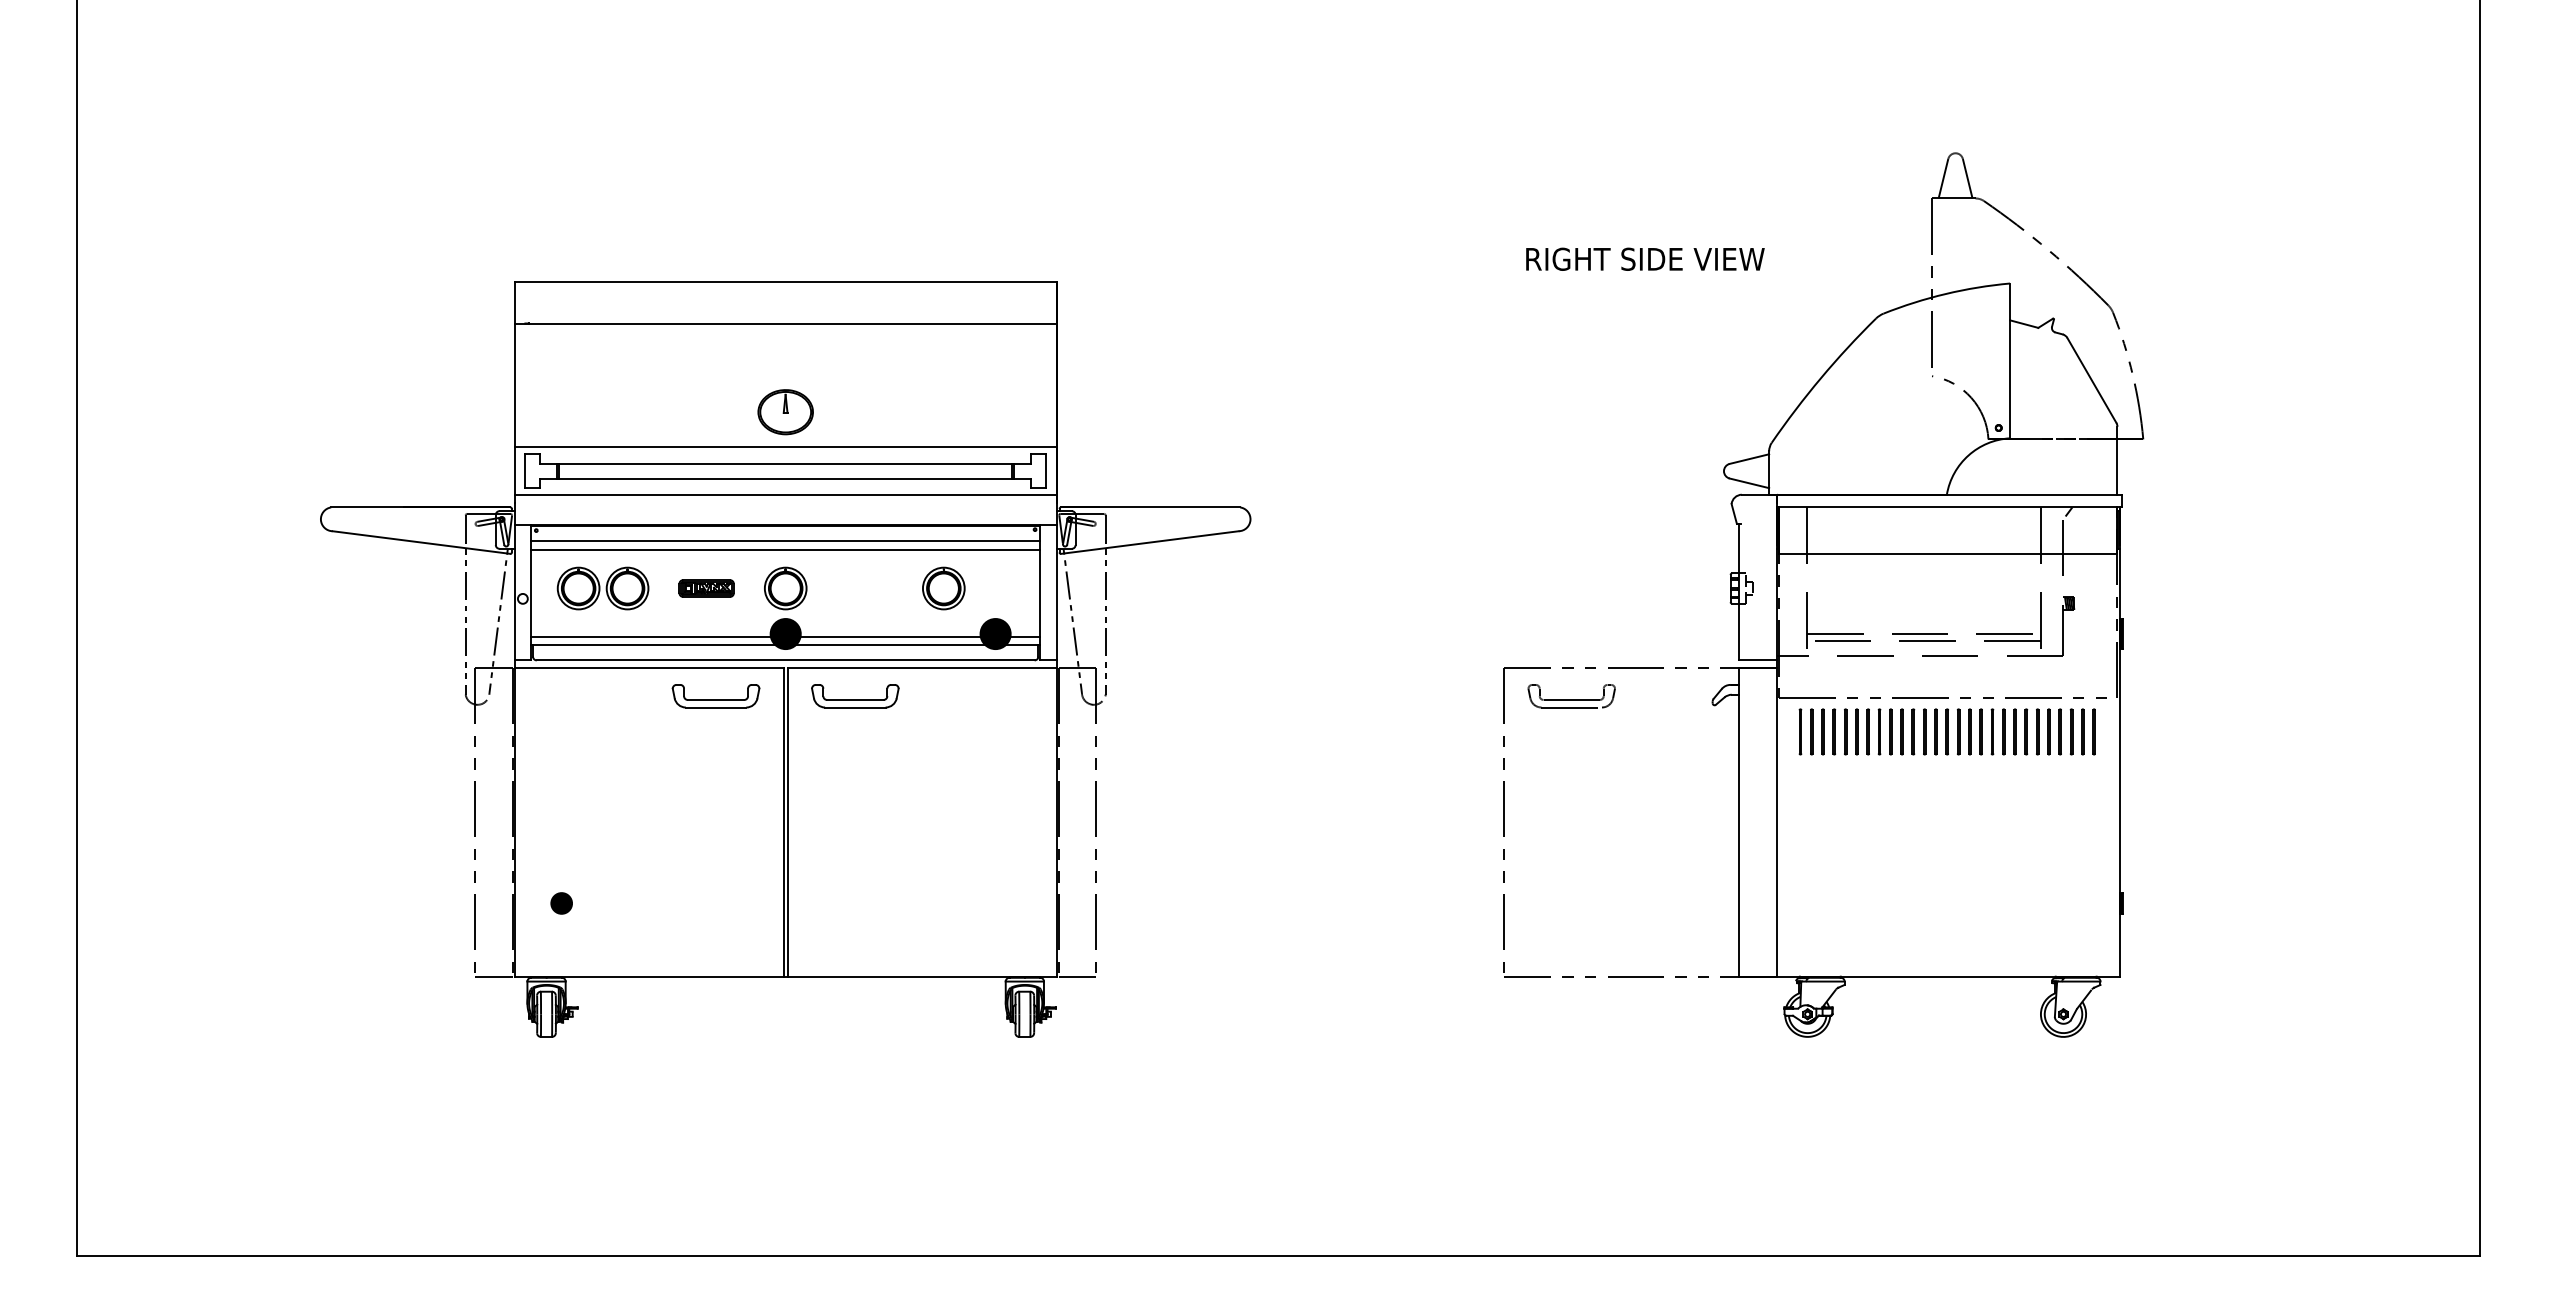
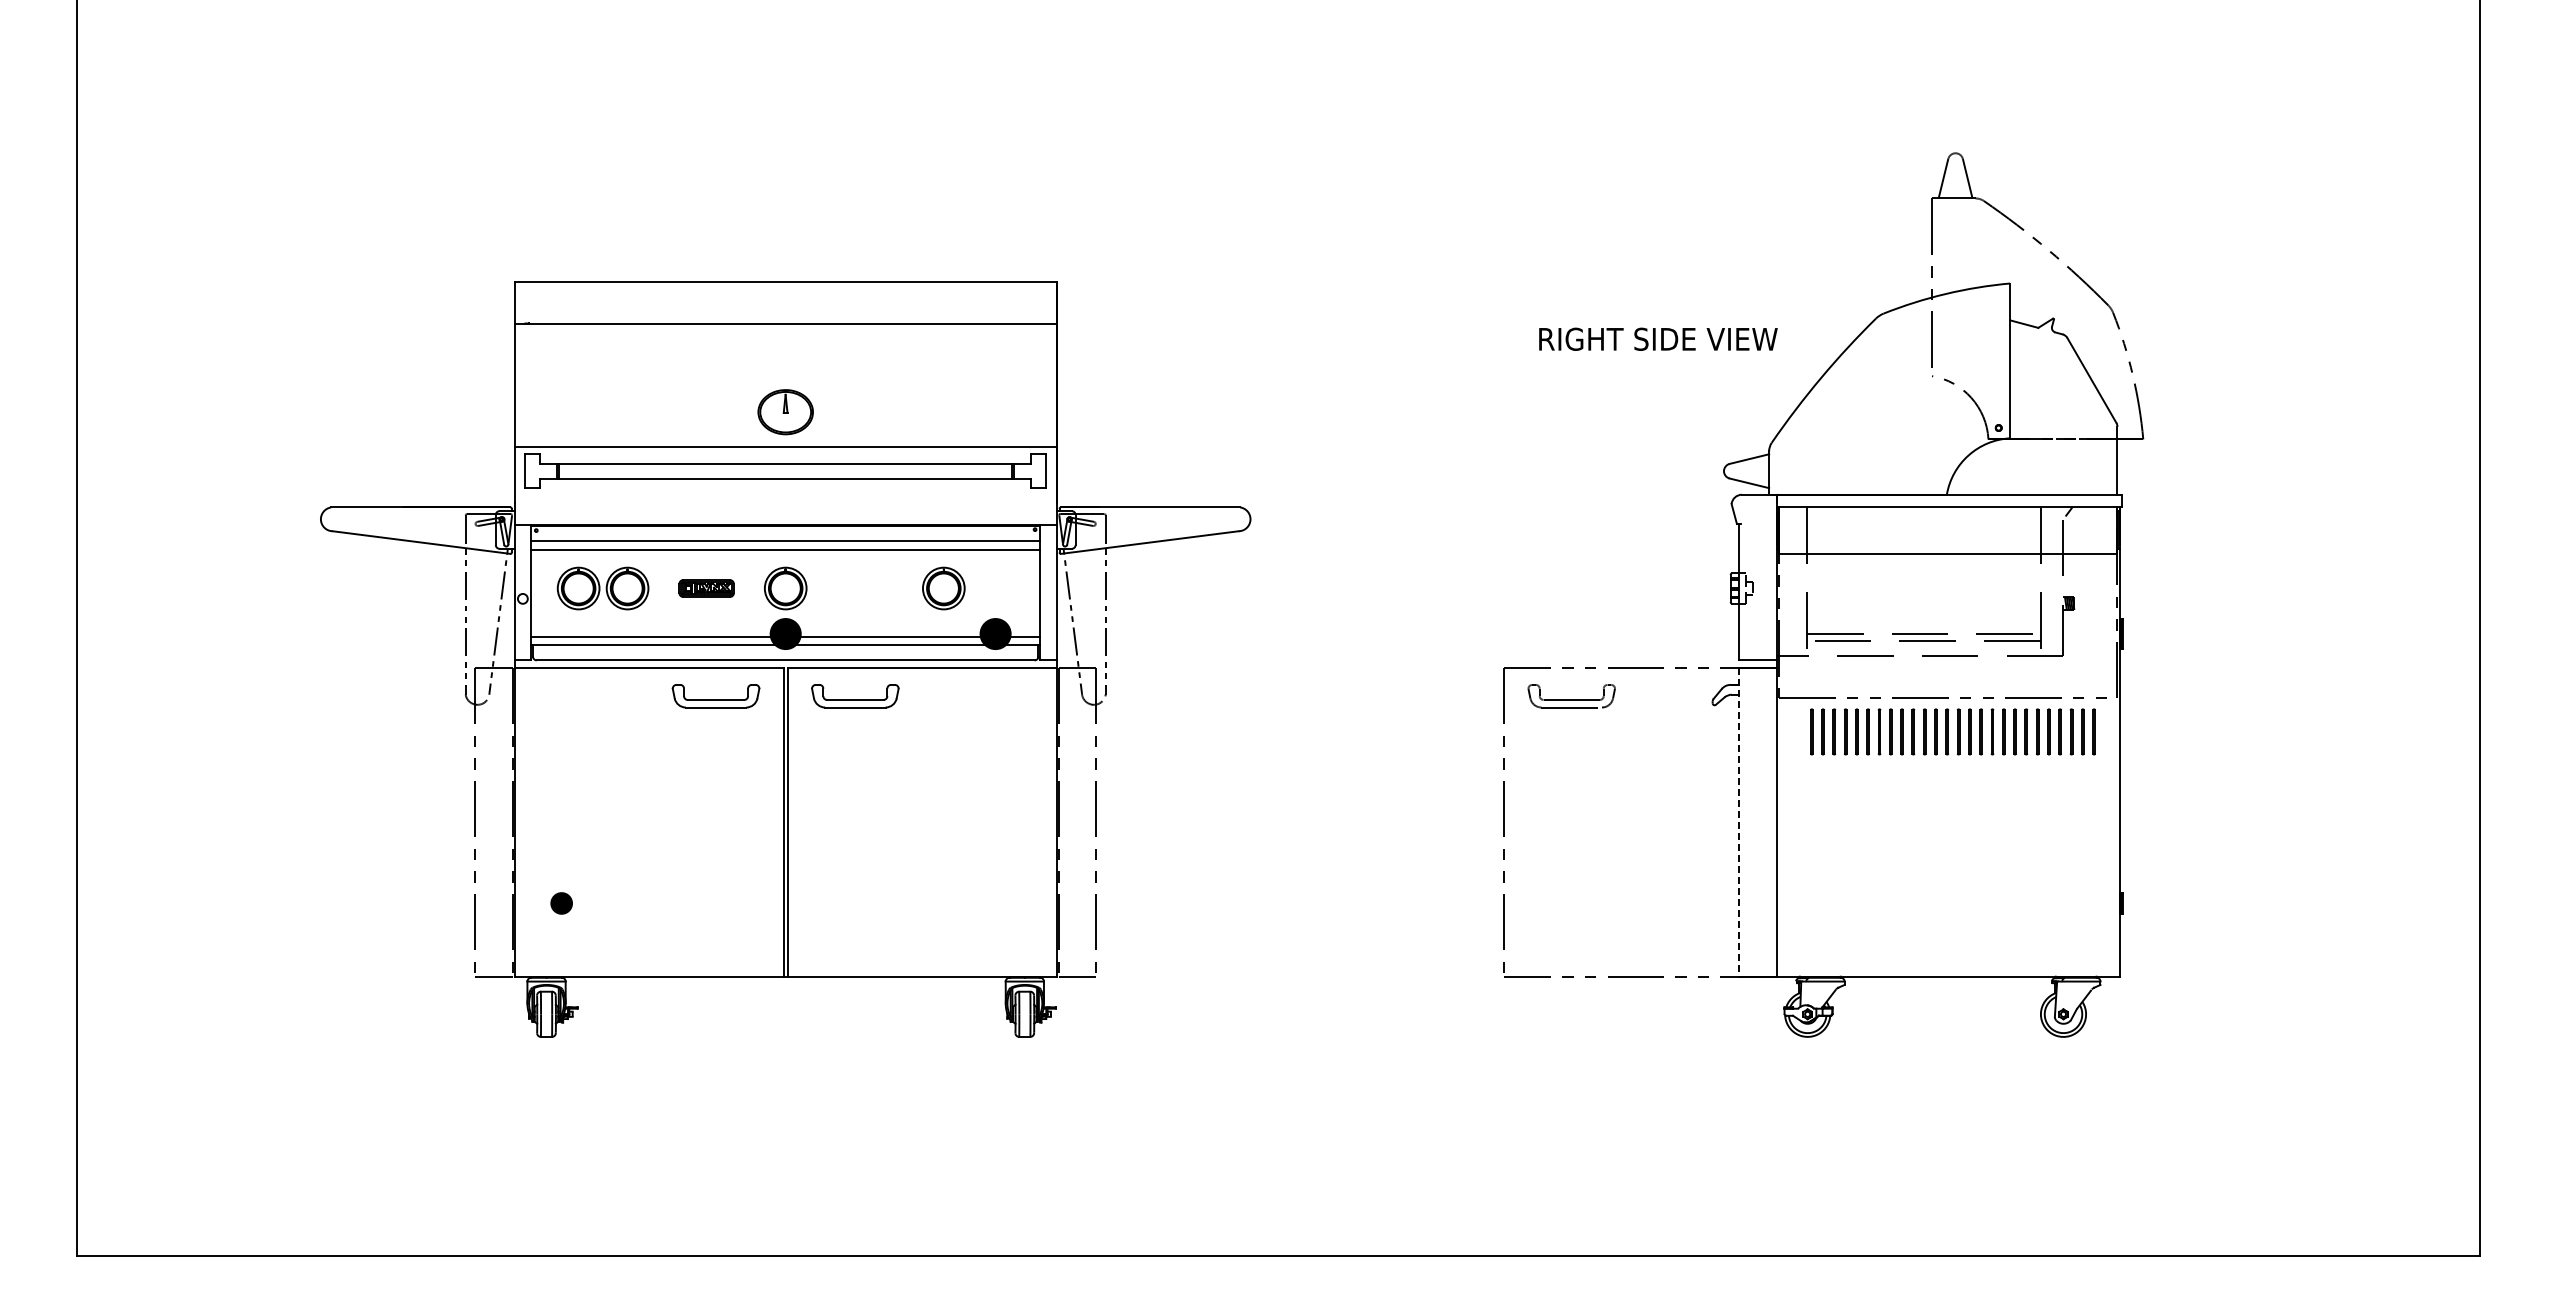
text position: (1645, 258) -> (1658, 338) (1658, 338)
line: present -> none (785, 494)
line: present -> none (1800, 731)
line: solid -> dashed (1739, 822)
